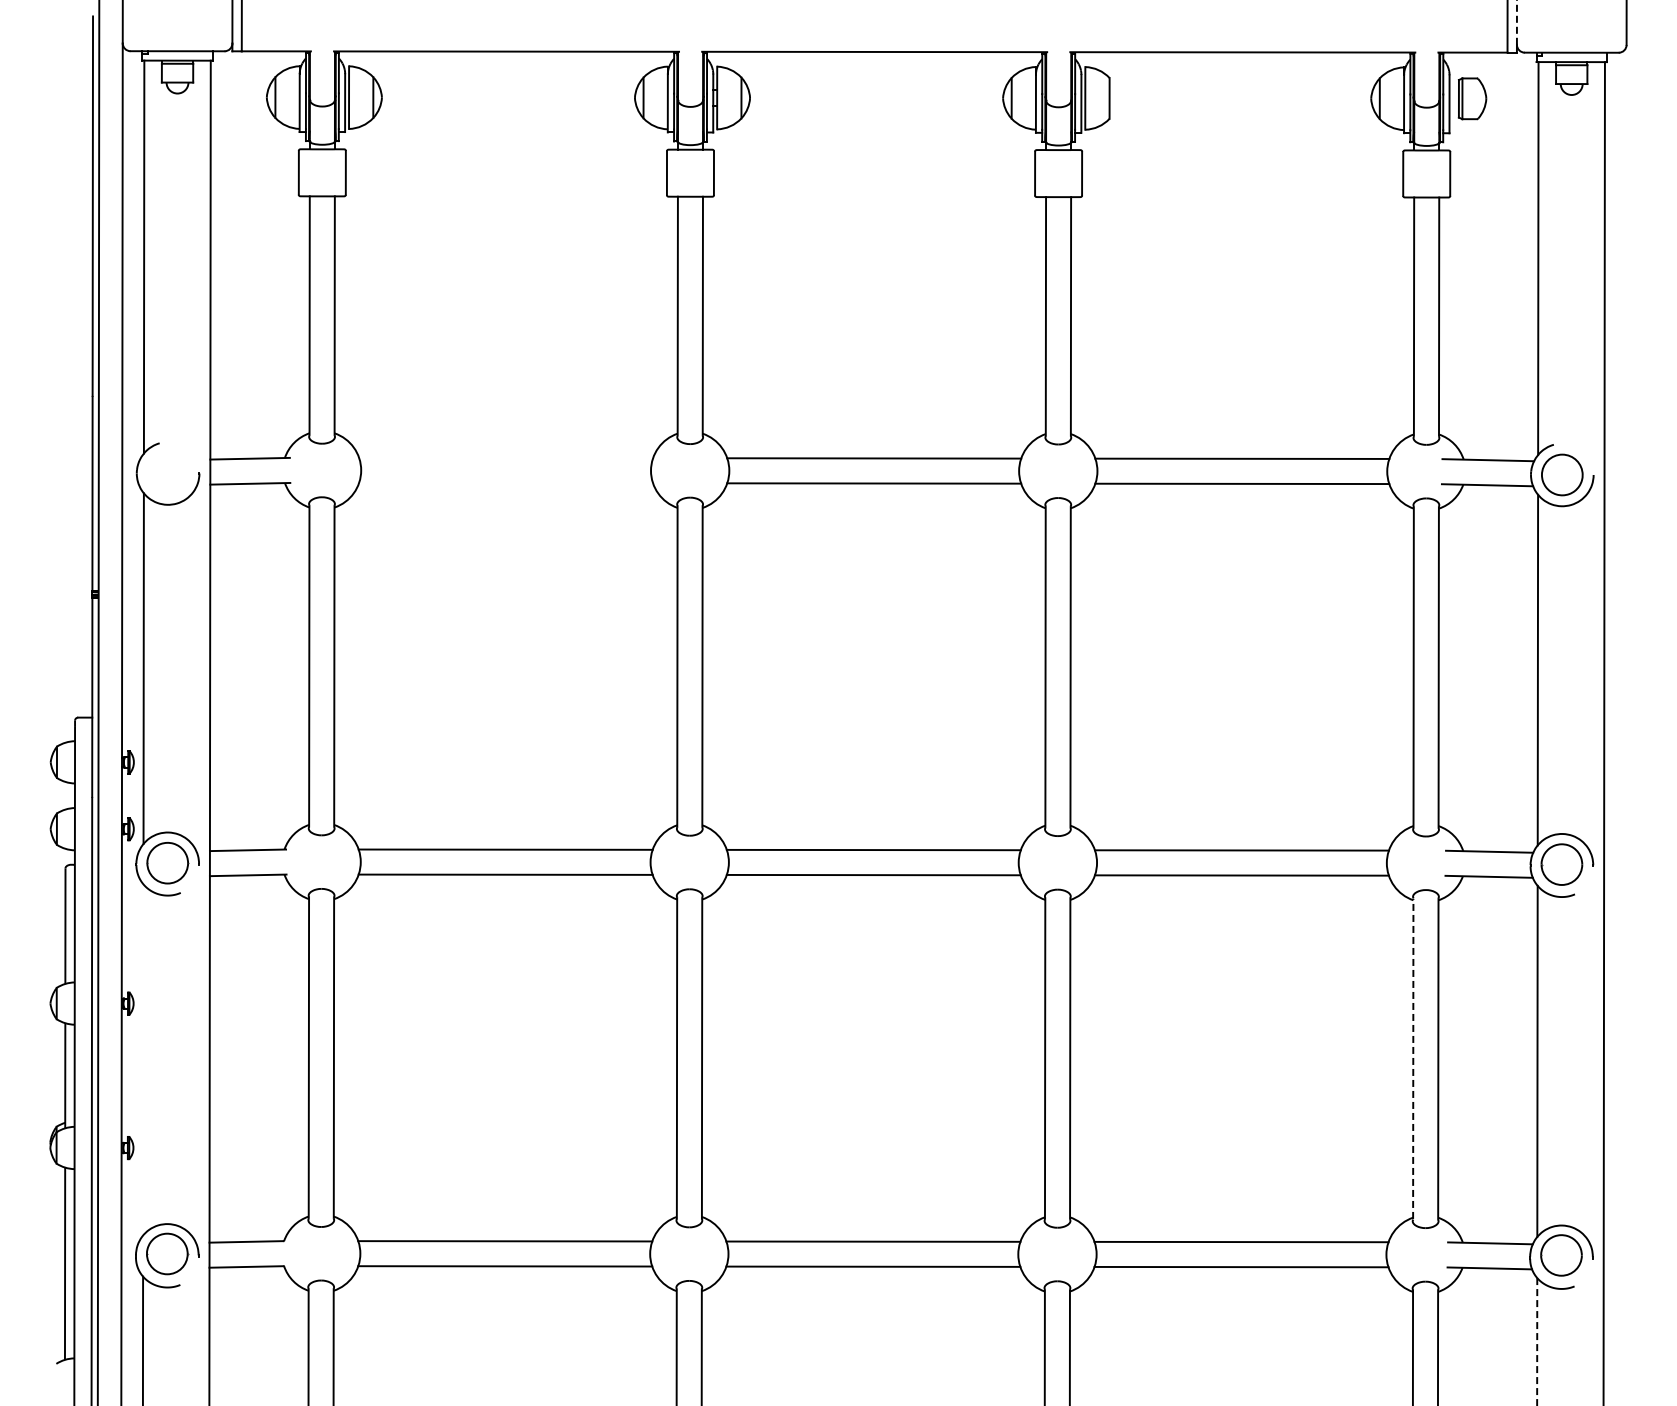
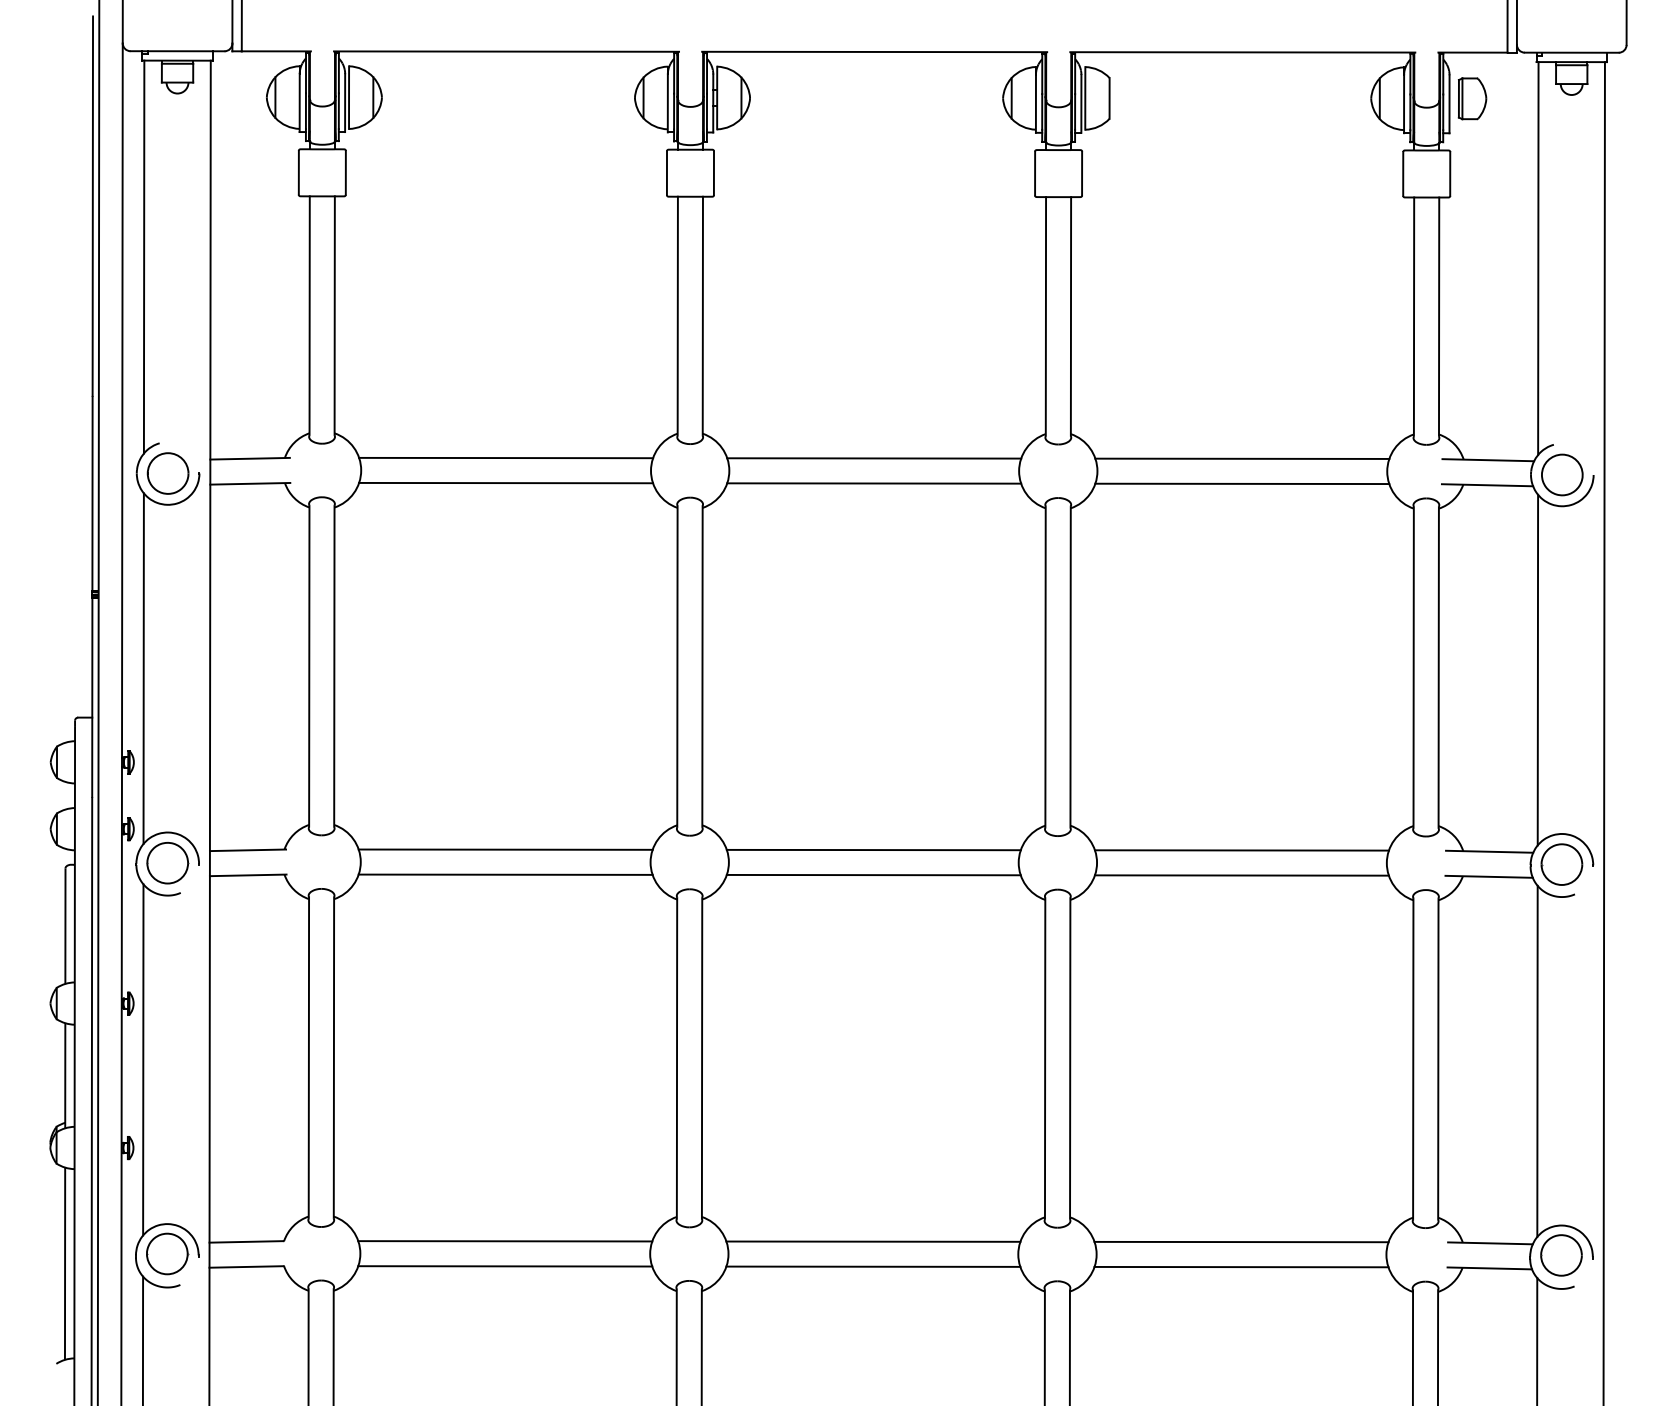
line: dashed -> solid (1516, 22)
line: none -> present (506, 457)
part: none -> present (167, 473)
line: none -> present (506, 482)
line: none -> present (143, 1059)
line: dashed -> solid (1413, 1059)
line: dashed -> solid (1537, 1342)
